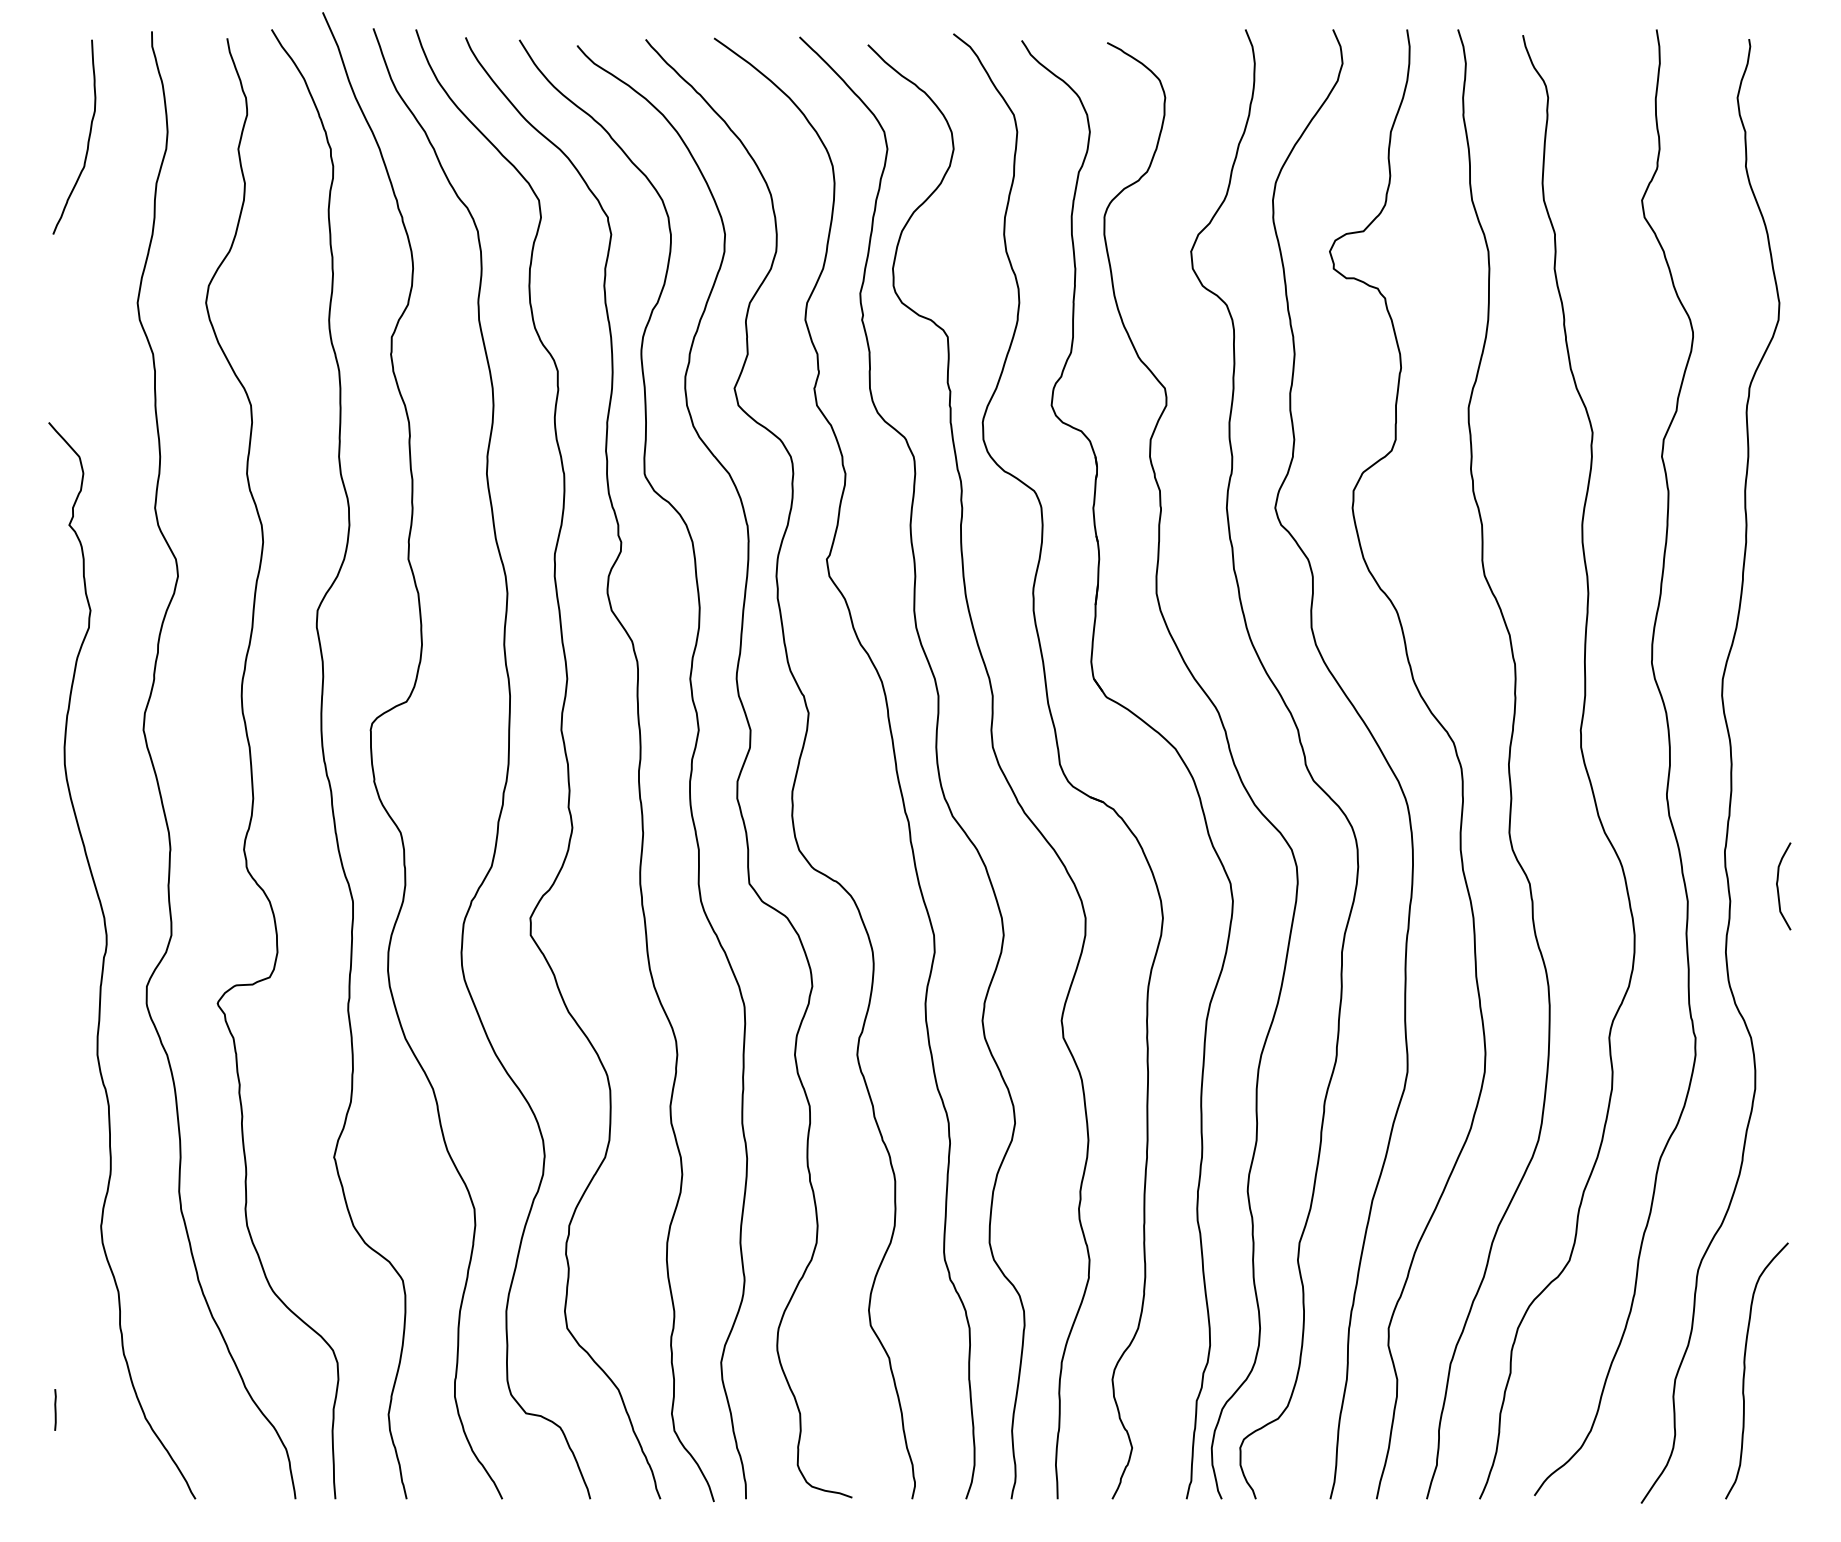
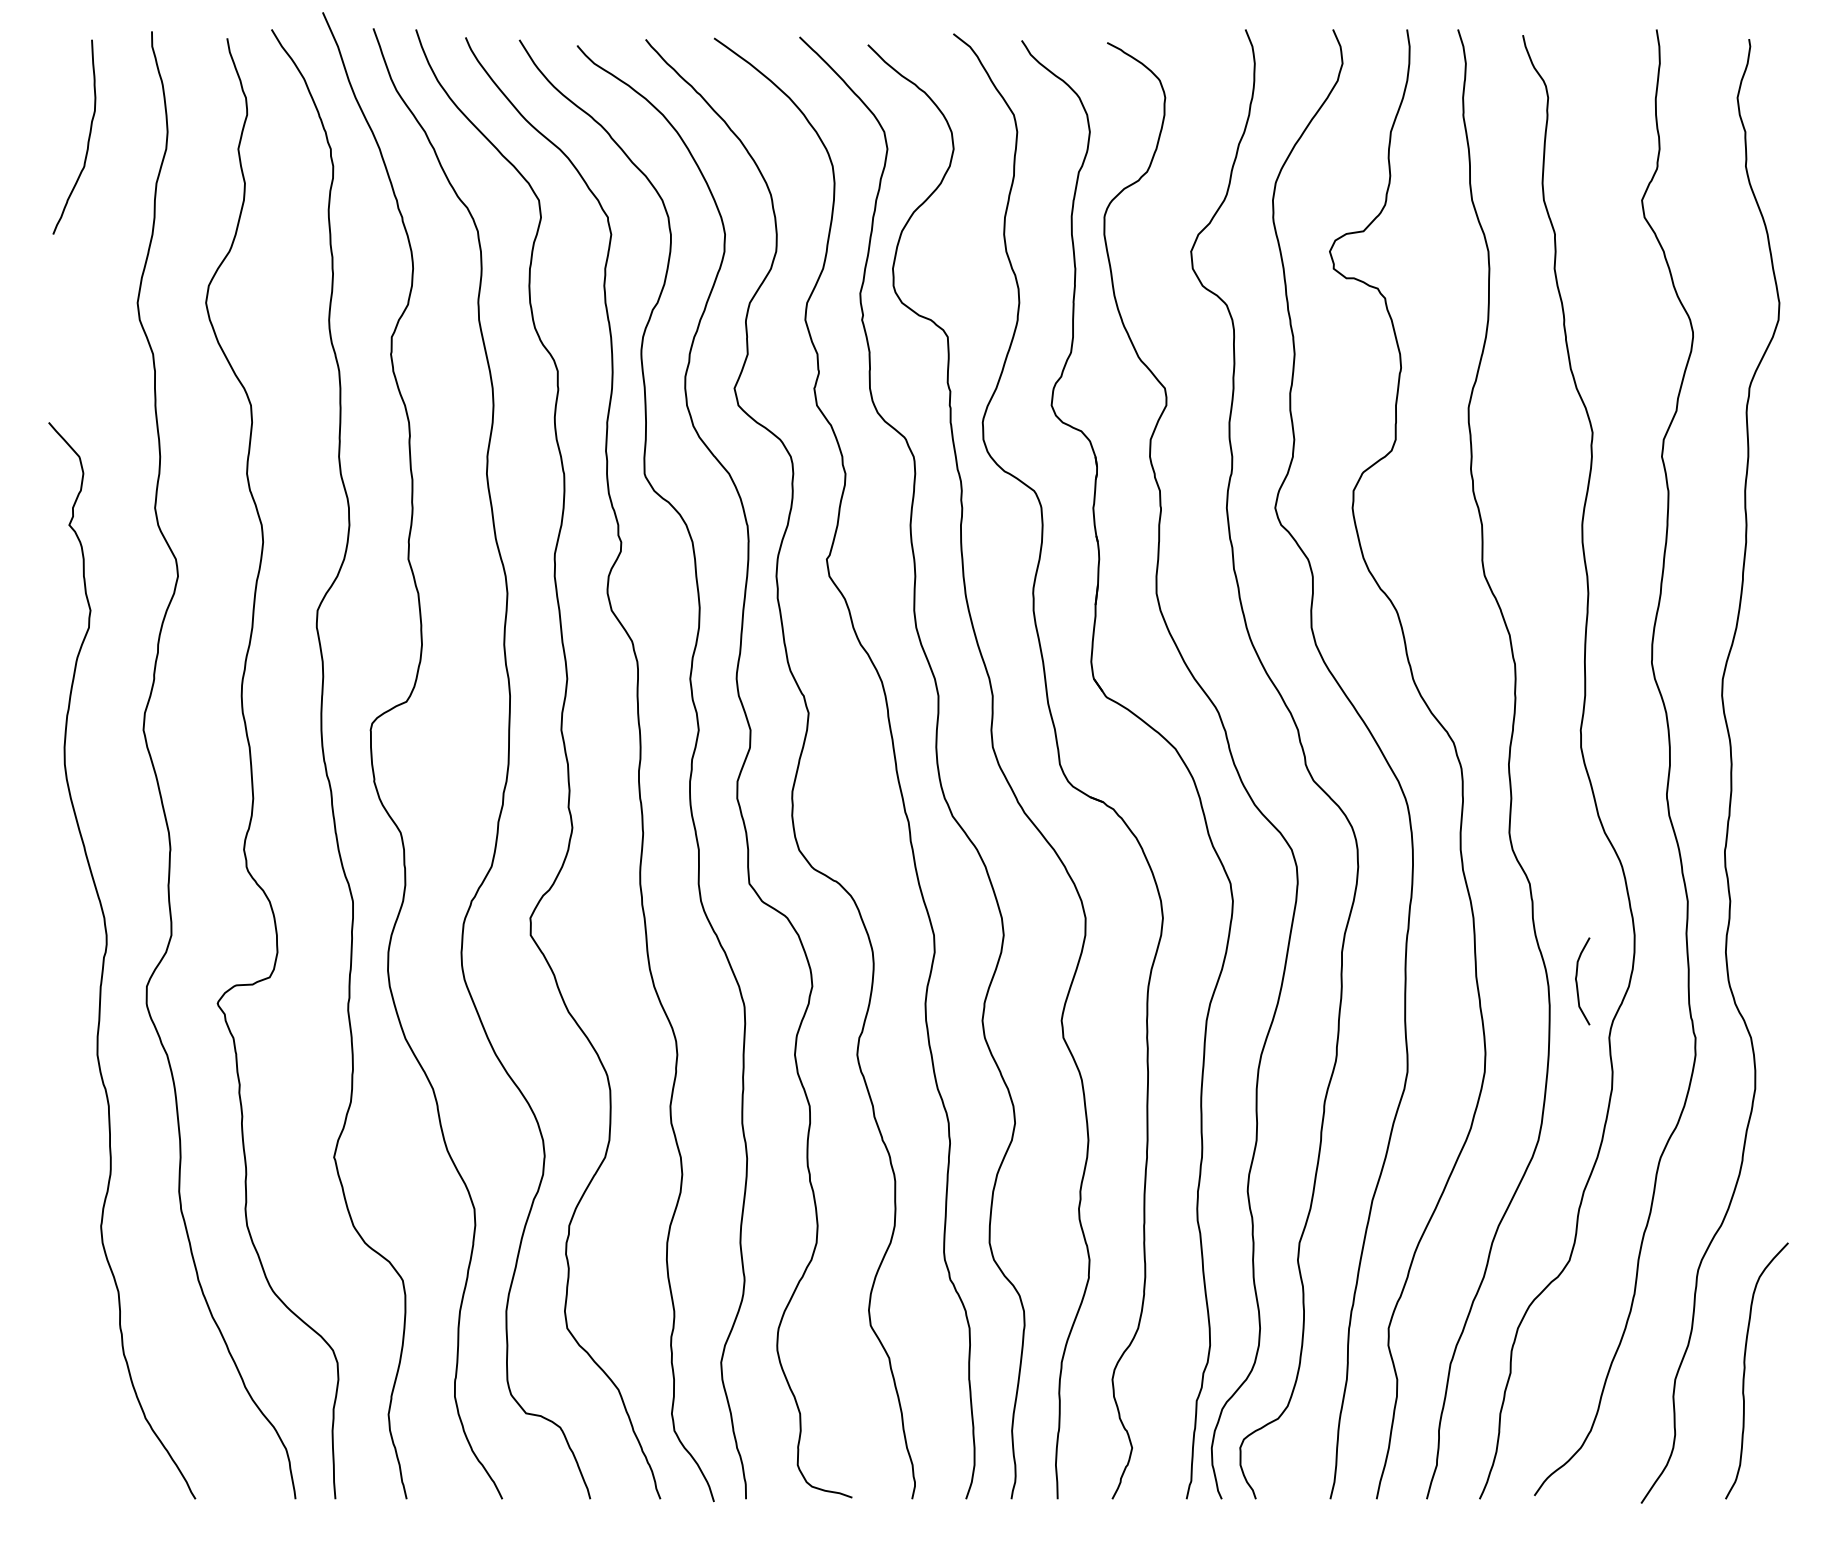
curve position: (1778, 886) -> (1577, 981) (1577, 981)
line: present -> none (55, 1409)
